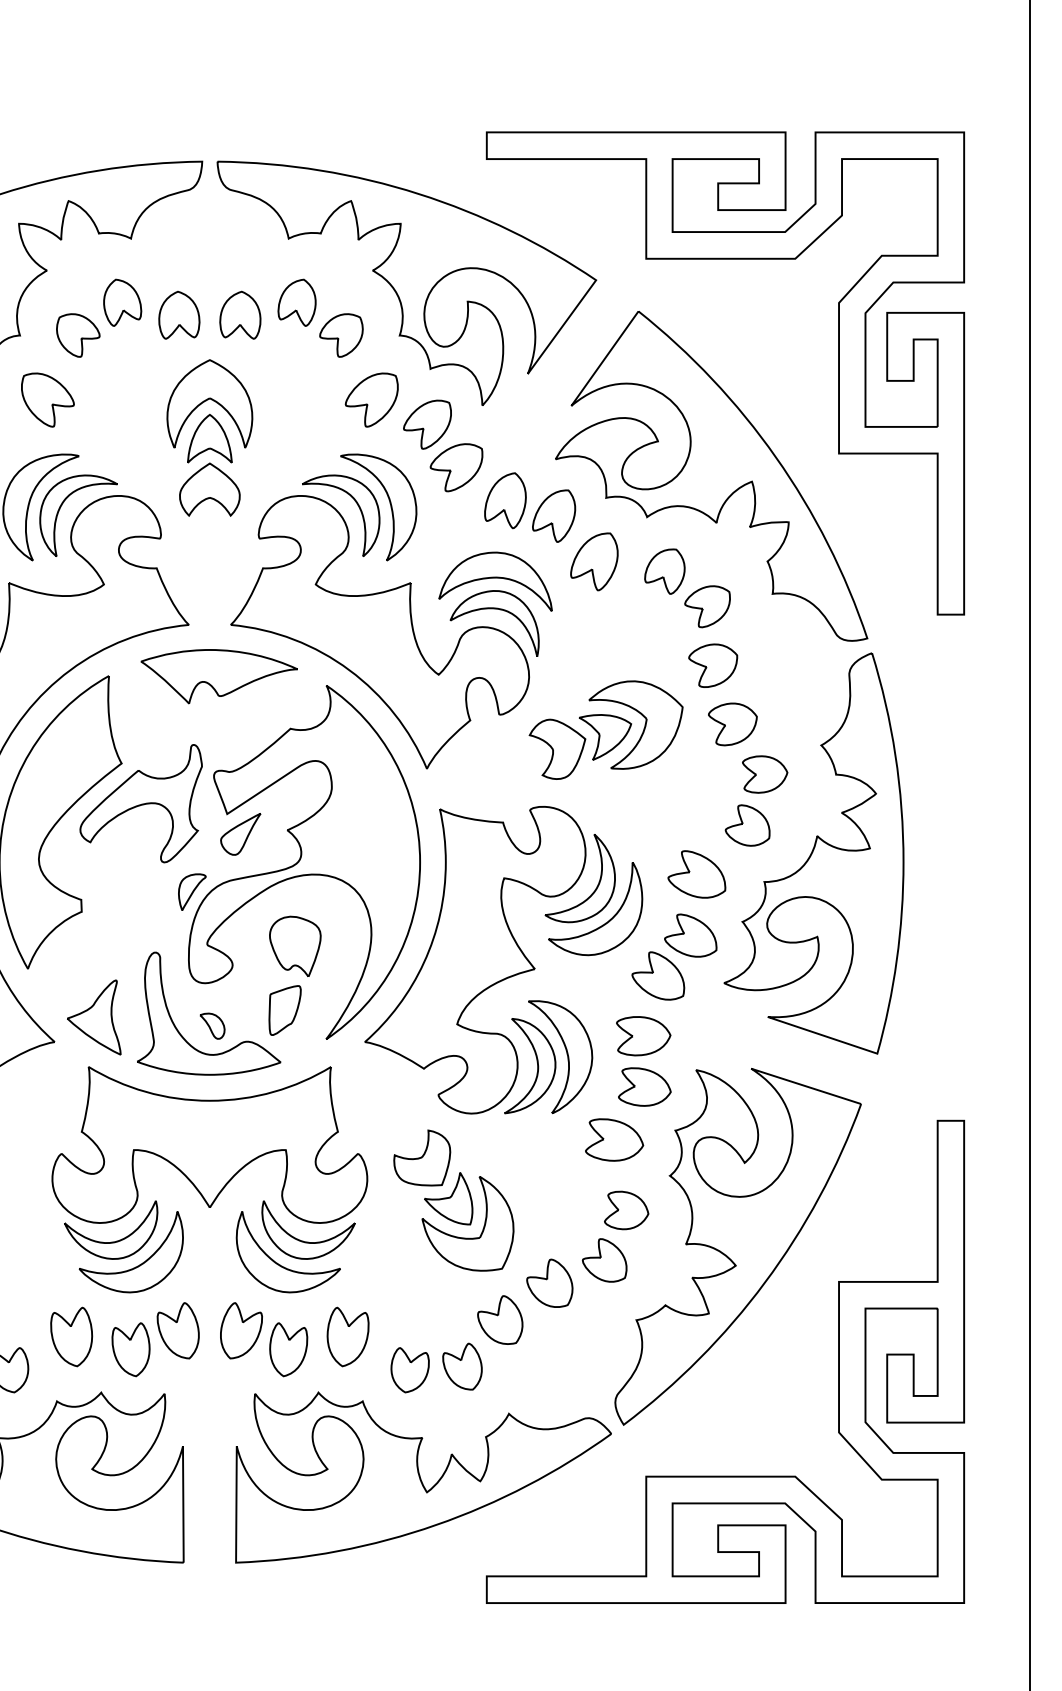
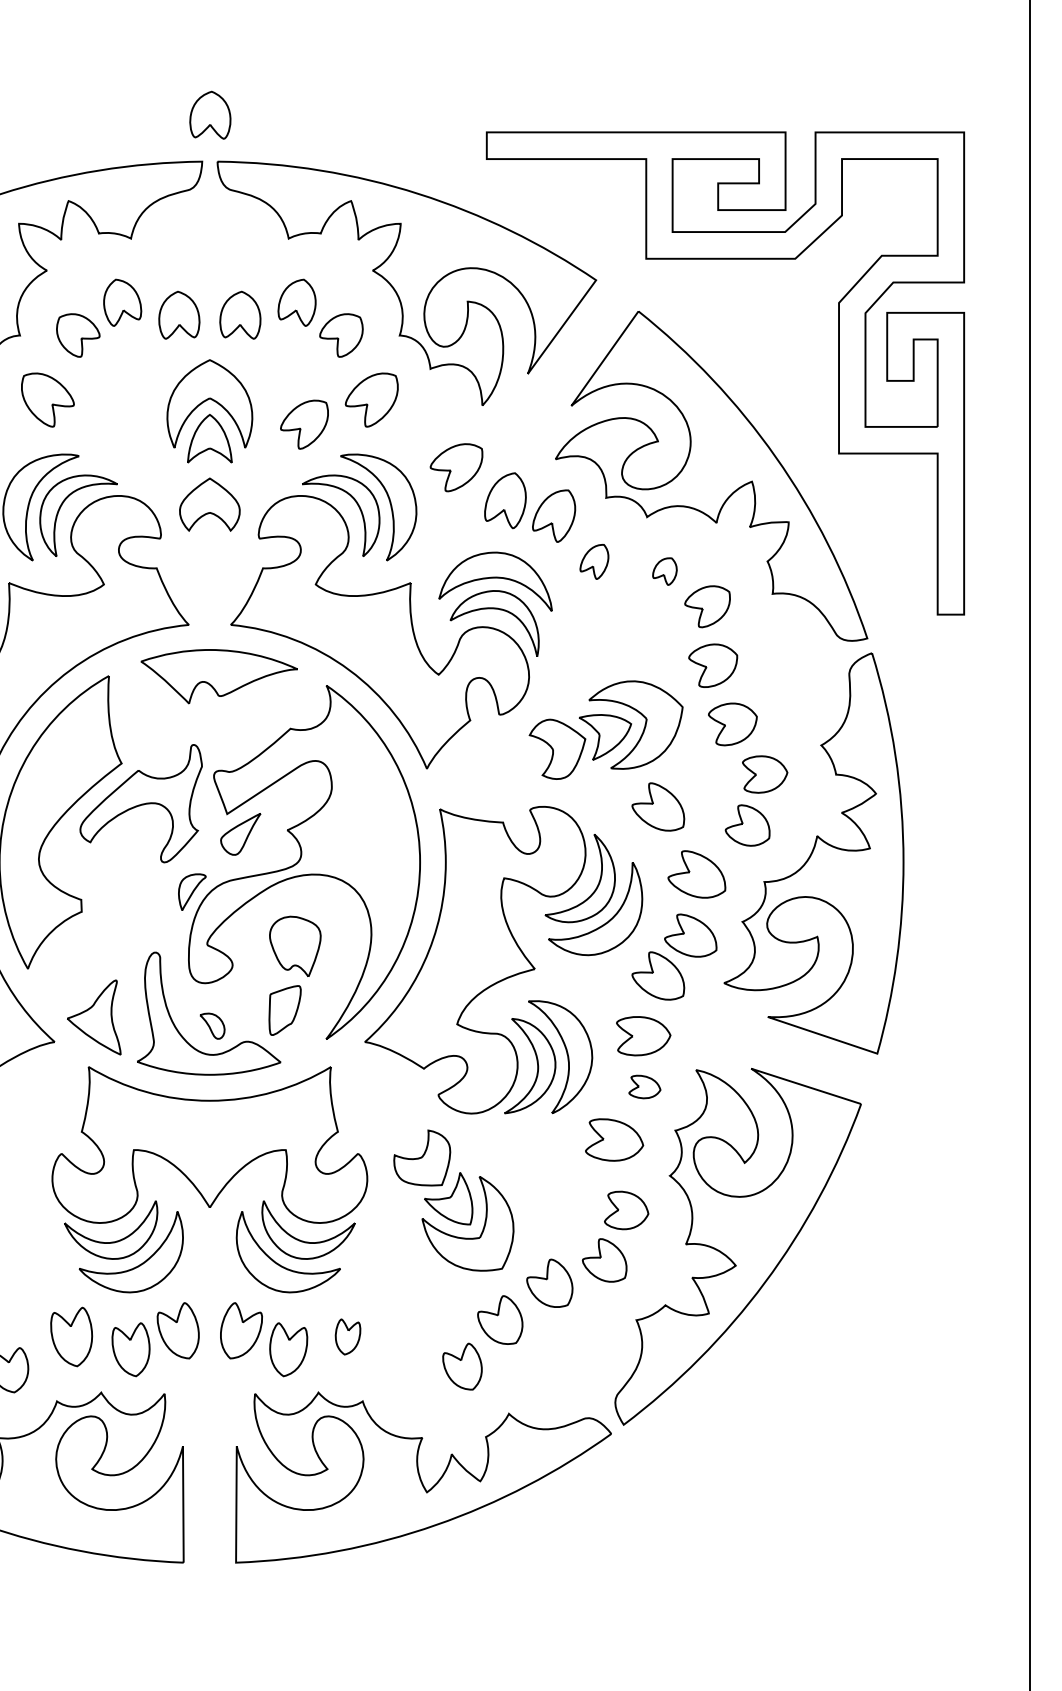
part: none -> present (210, 114)
part position: (427, 424) -> (304, 424) (304, 424)
part position: (209, 489) -> (209, 504) (209, 504)
part size: 49x60 px -> 31x36 px (594, 561)
part size: 42x47 px -> 26x29 px (664, 571)
part: none -> present (658, 806)
part size: 54x40 px -> 34x26 px (644, 1086)
part size: 44x62 px -> 28x38 px (347, 1336)
part: present -> none (838, 1361)
part: present -> none (409, 1370)
